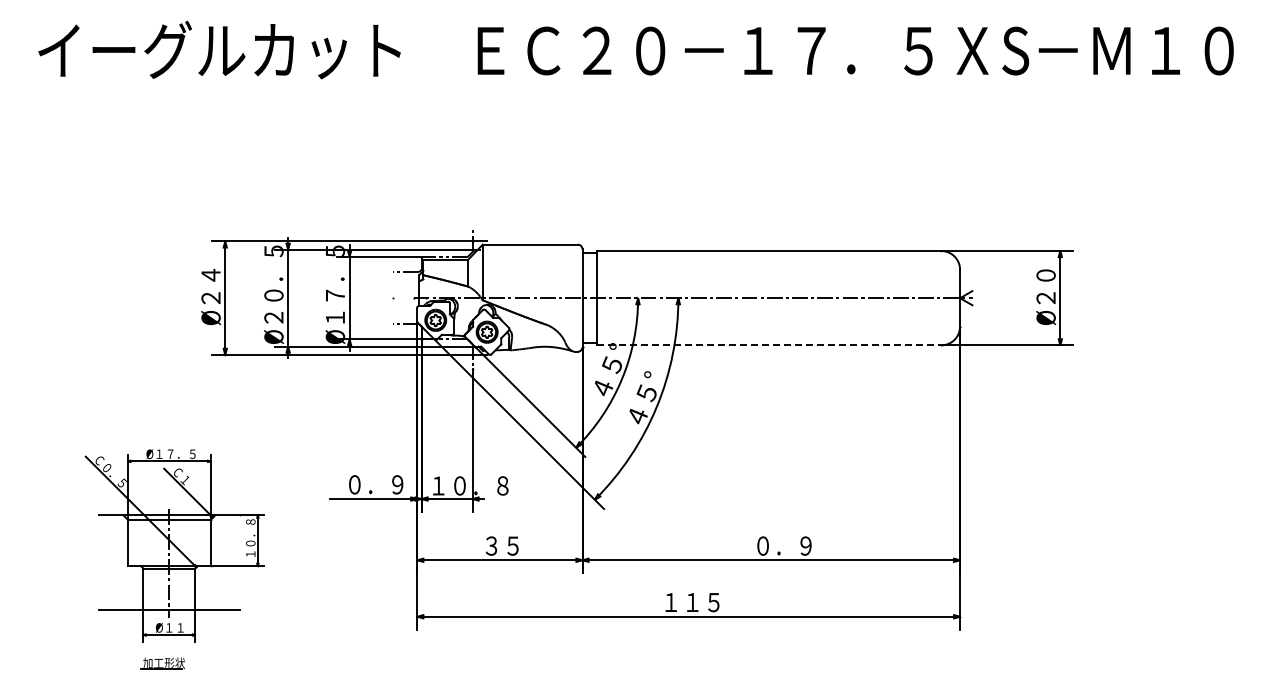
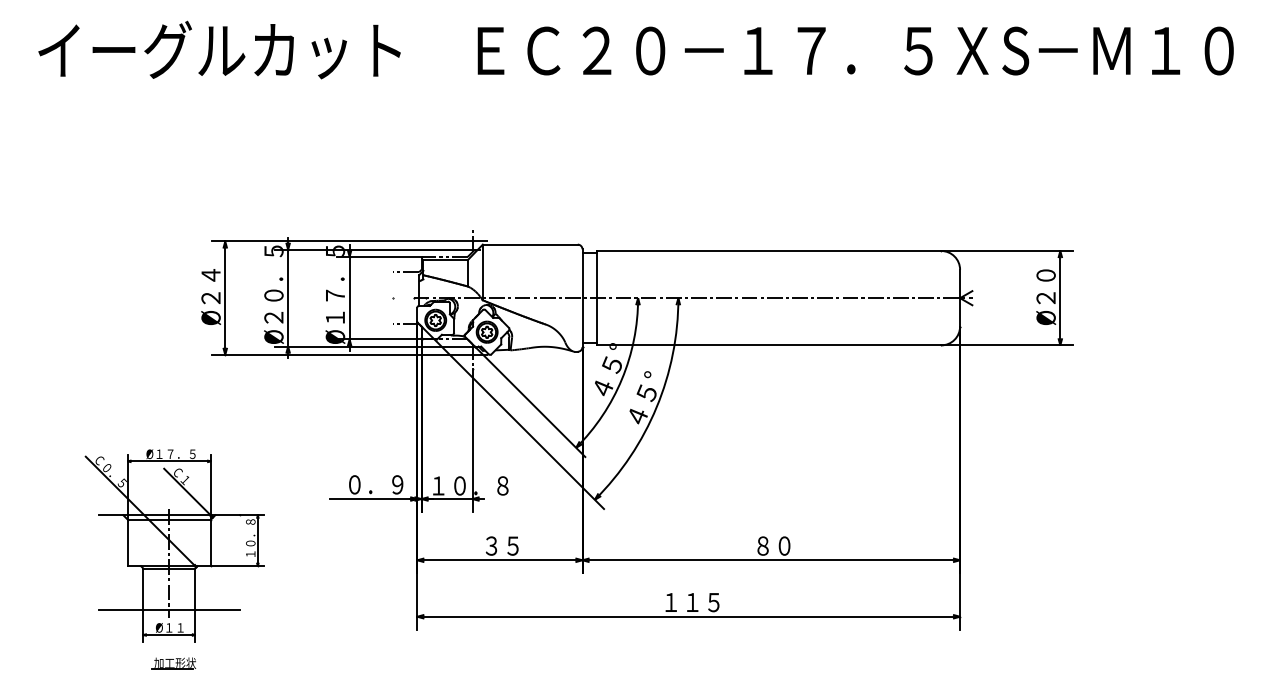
line: dashed -> solid (769, 345)
text: ０．９ -> ８０ (784, 545)
part position: (162, 663) -> (173, 663) (173, 663)
